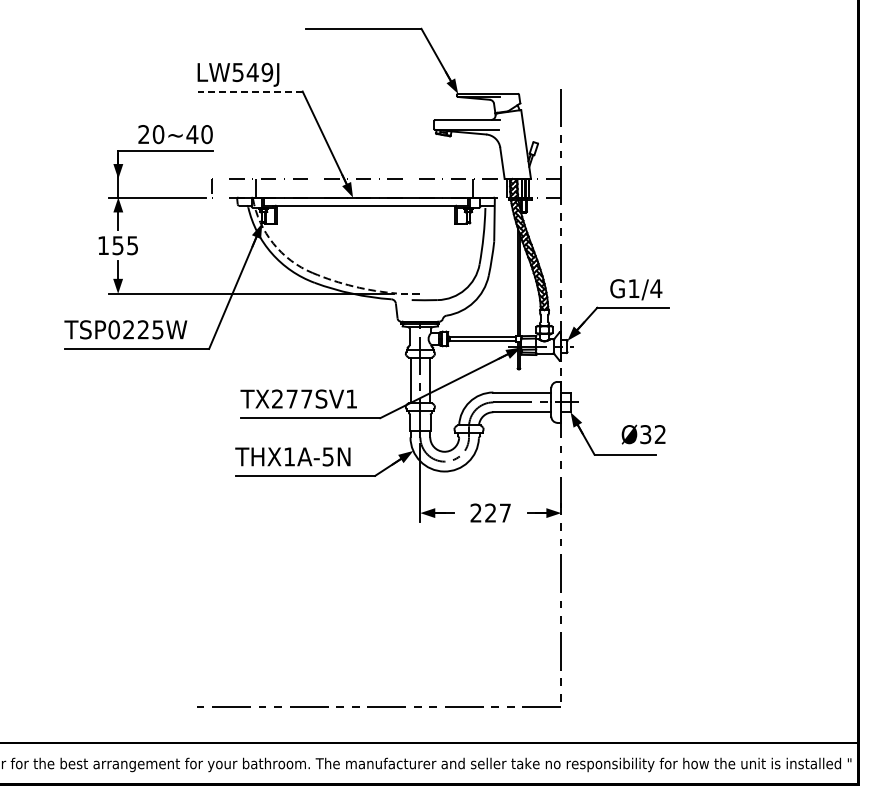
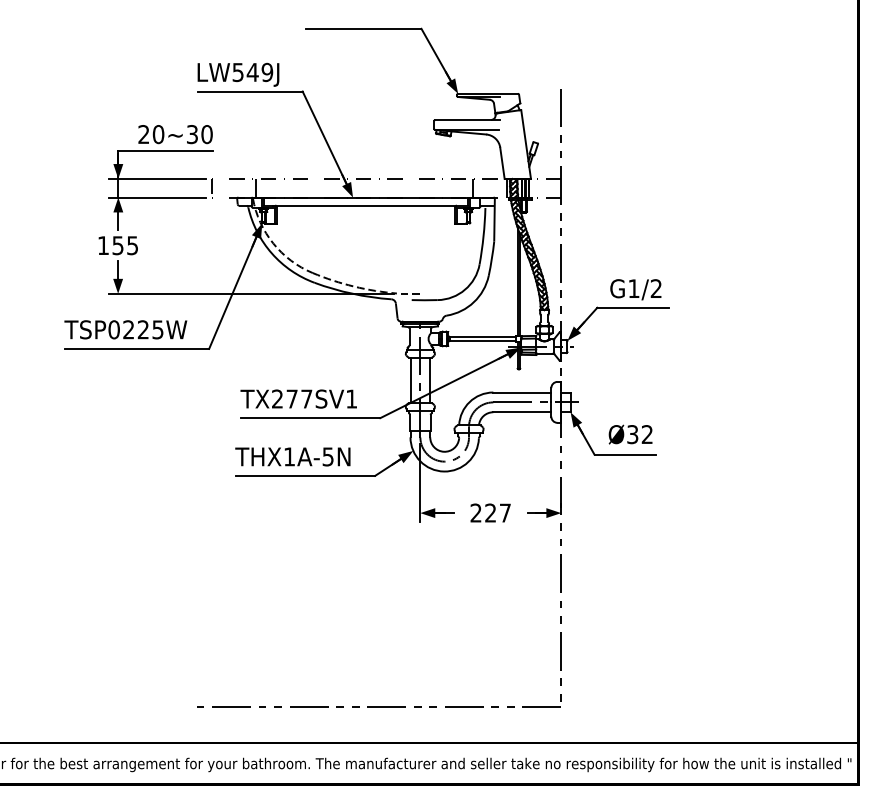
line: dashed -> solid (249, 91)
text: 20~40 -> 20~30 (192, 134)
line: none -> present (157, 178)
text: G1/4 -> G1/2 (656, 288)
text position: (643, 434) -> (630, 434) (630, 434)
